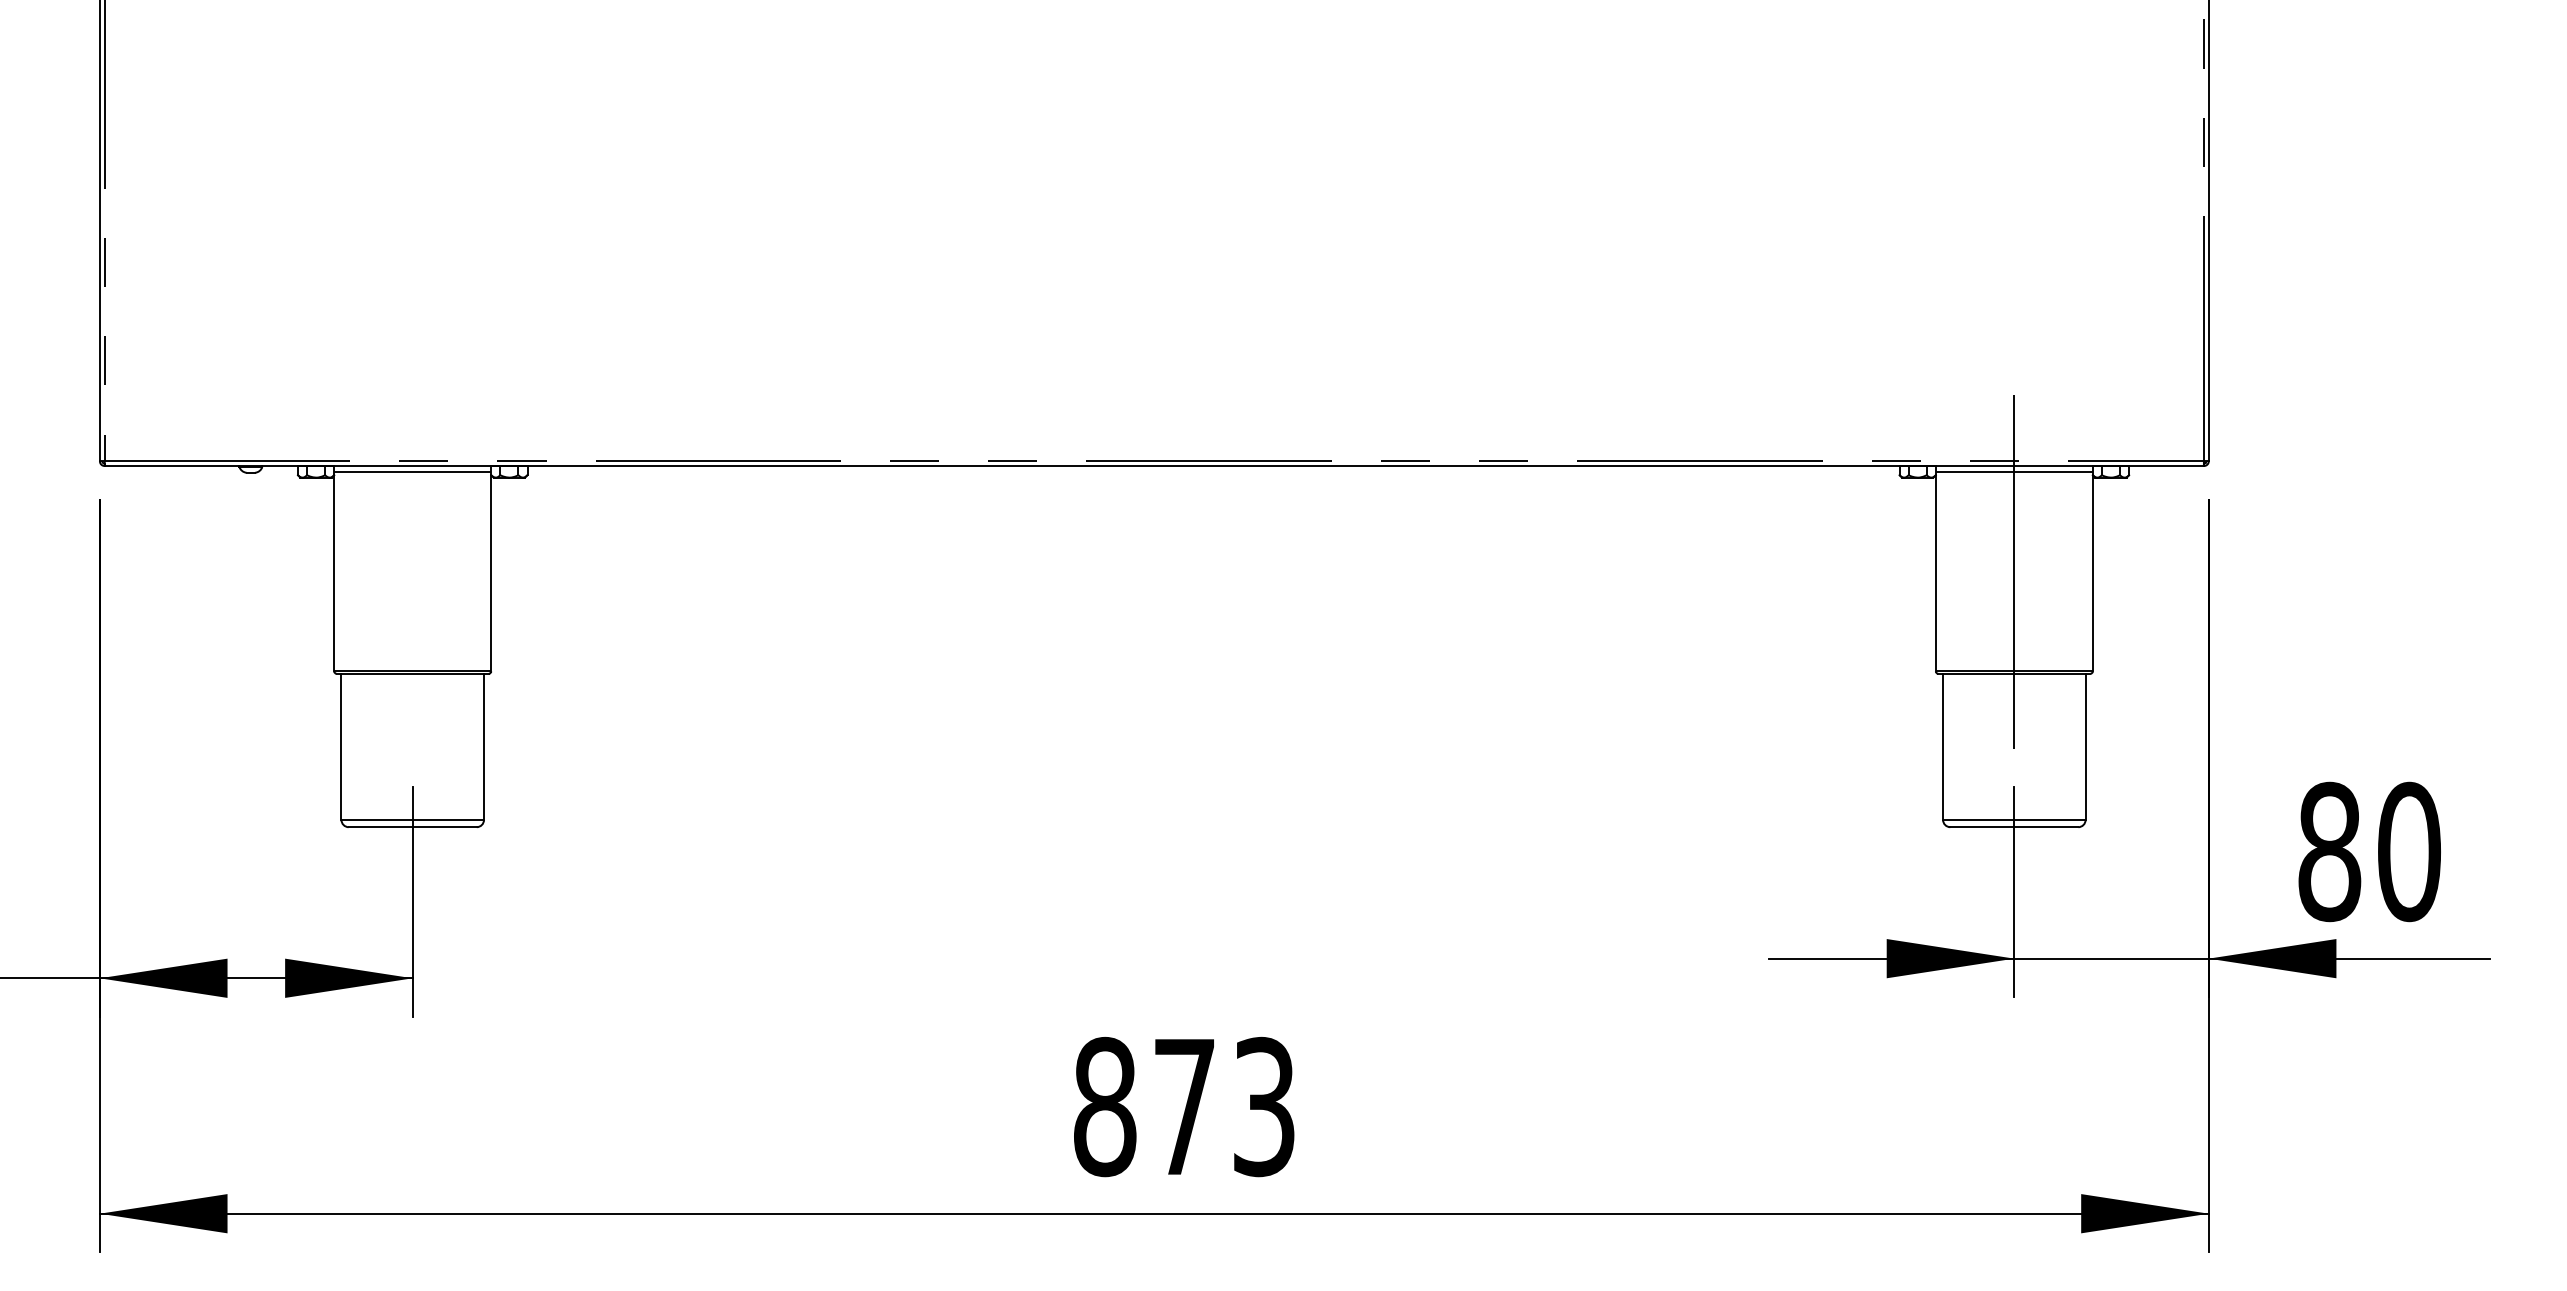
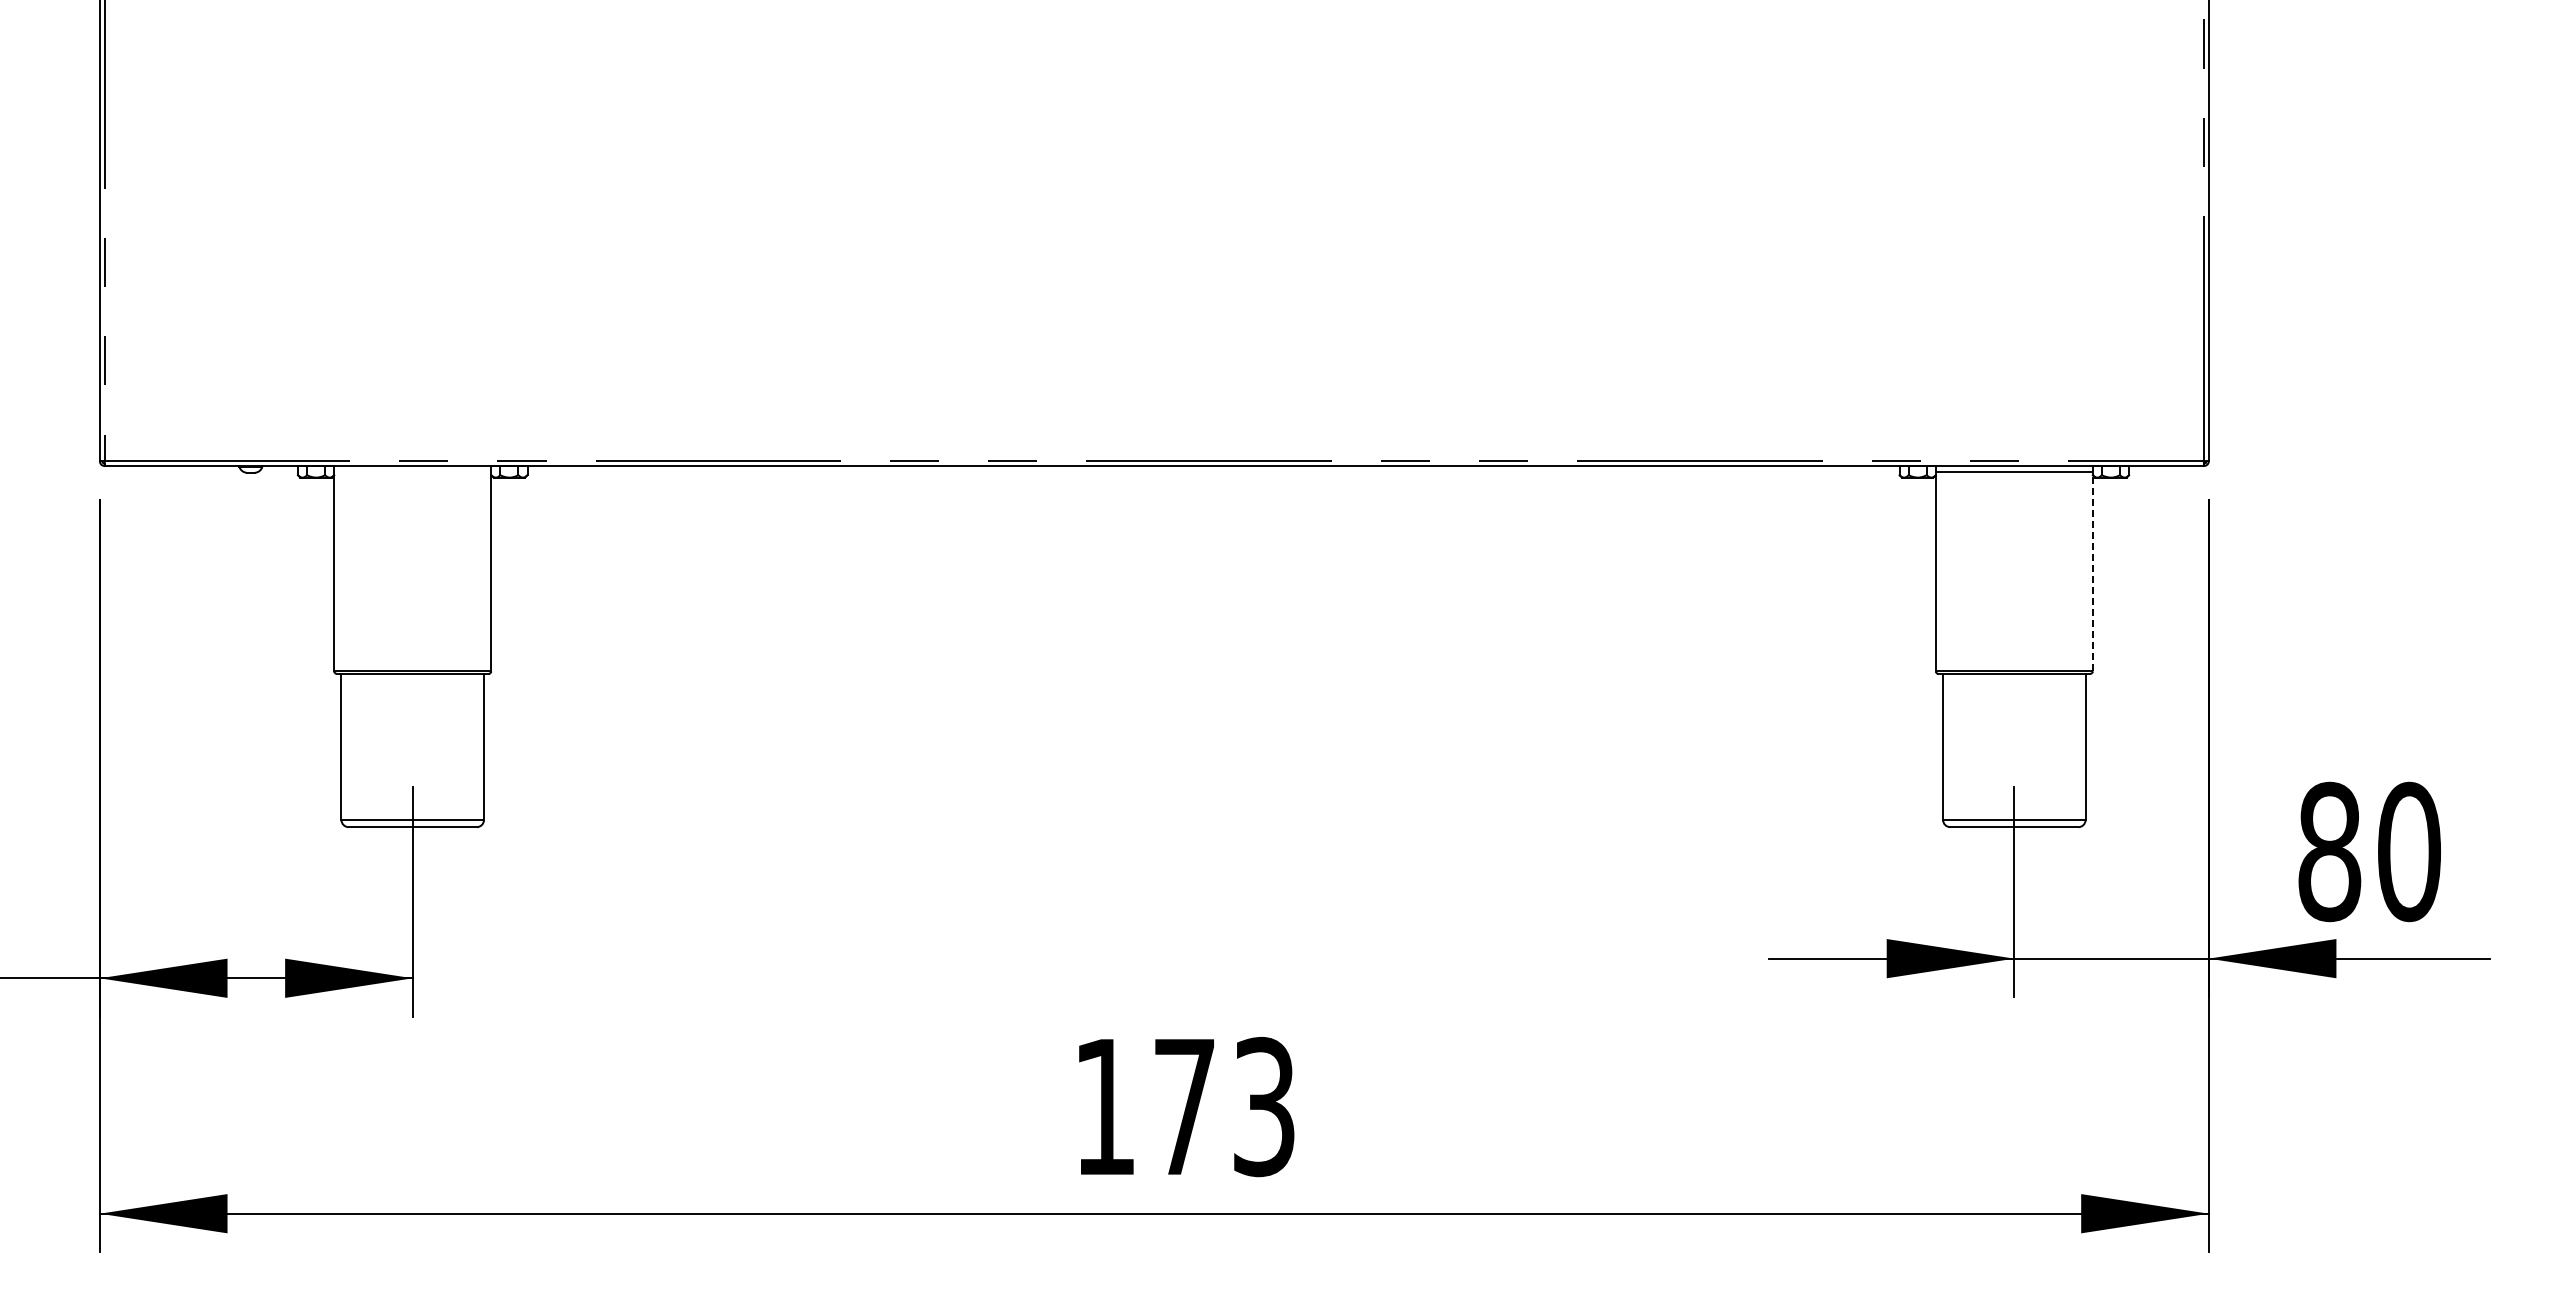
line: present -> none (412, 472)
line: present -> none (2014, 571)
line: solid -> dashed (2092, 572)
text: 873 -> 173 (1105, 1106)
